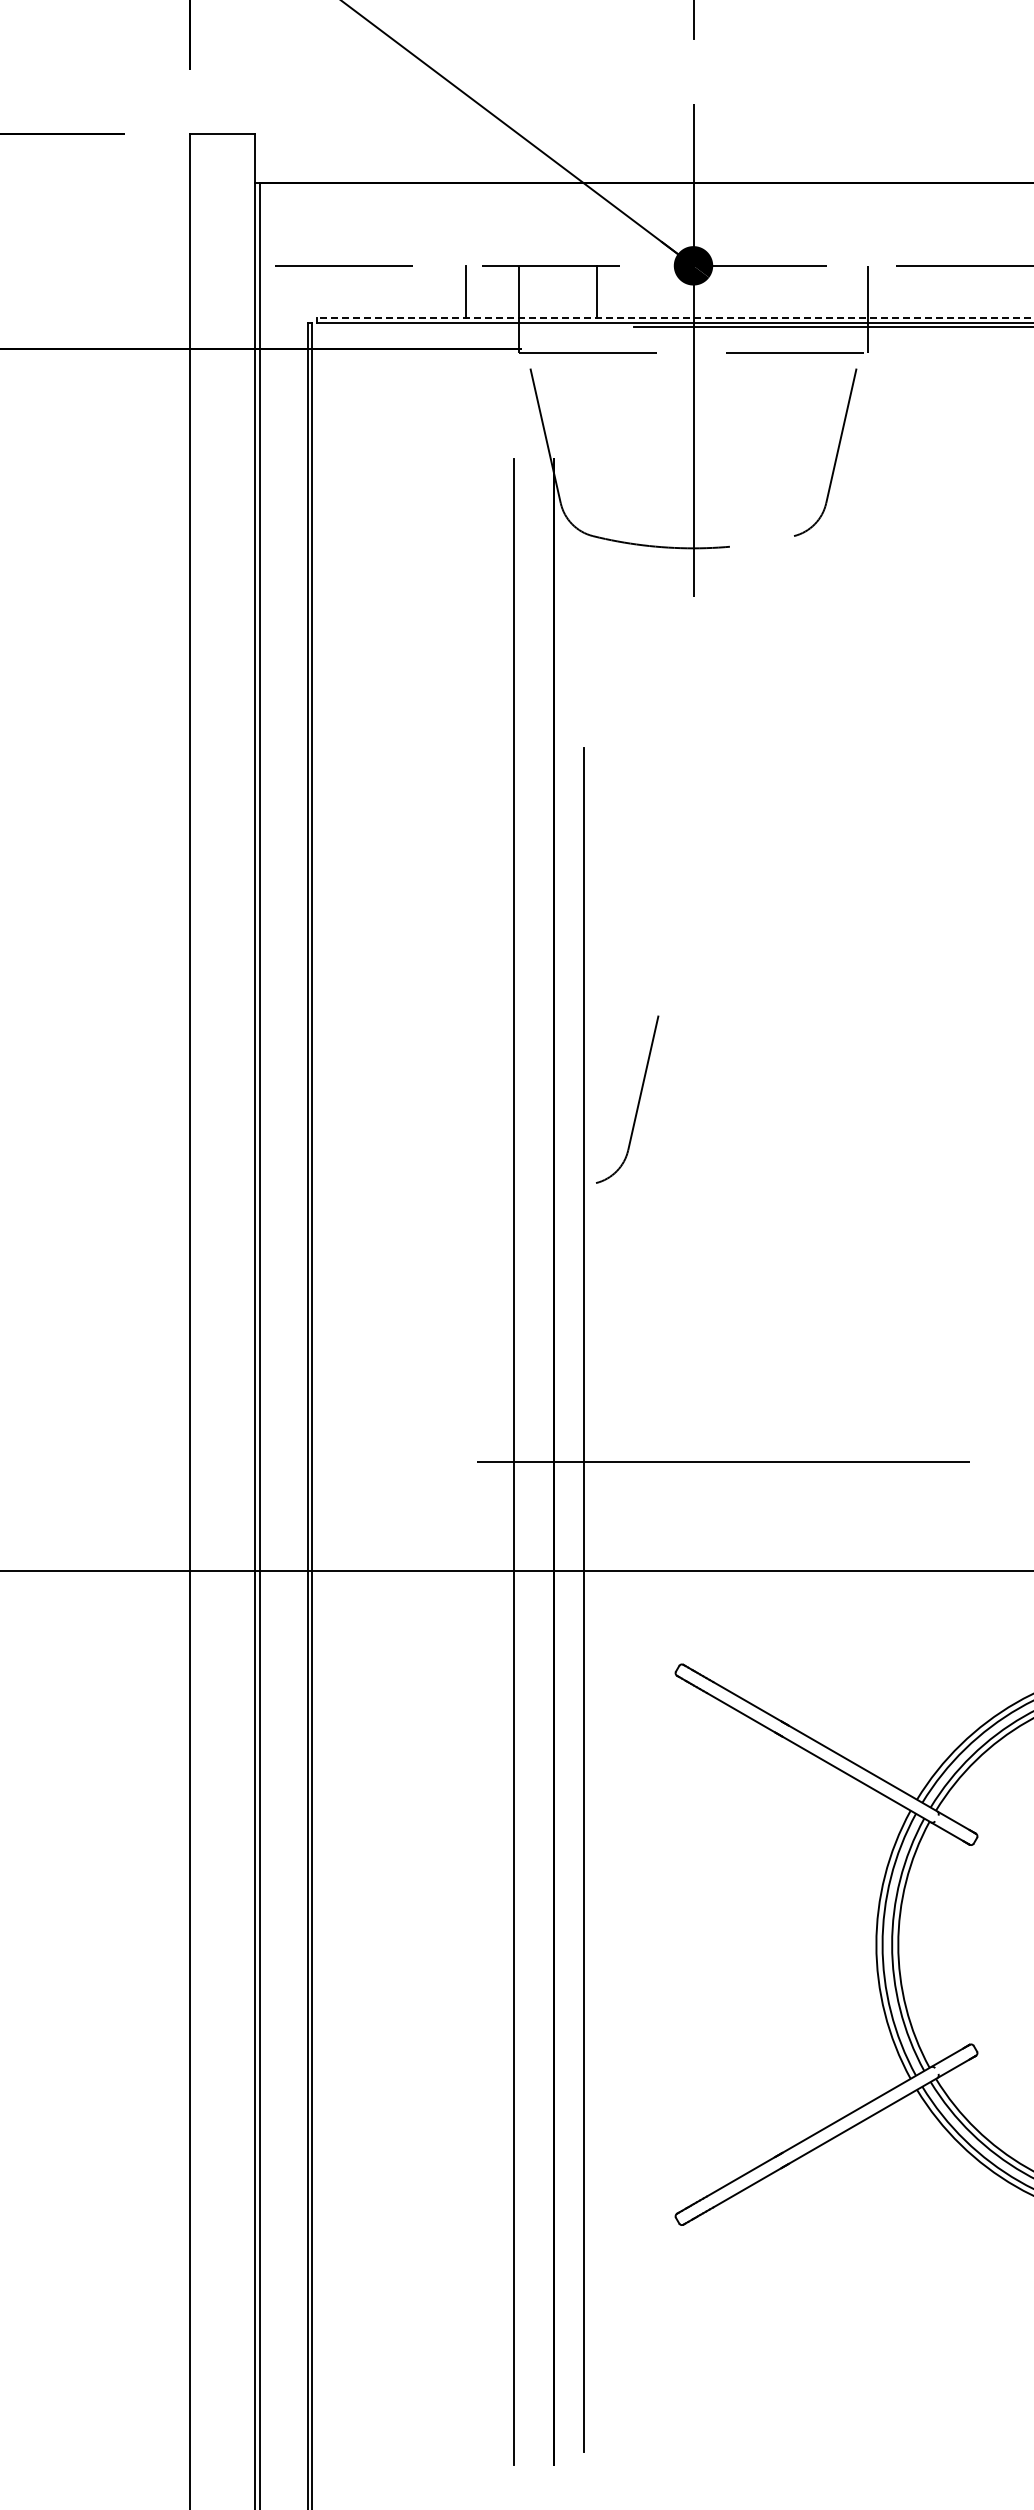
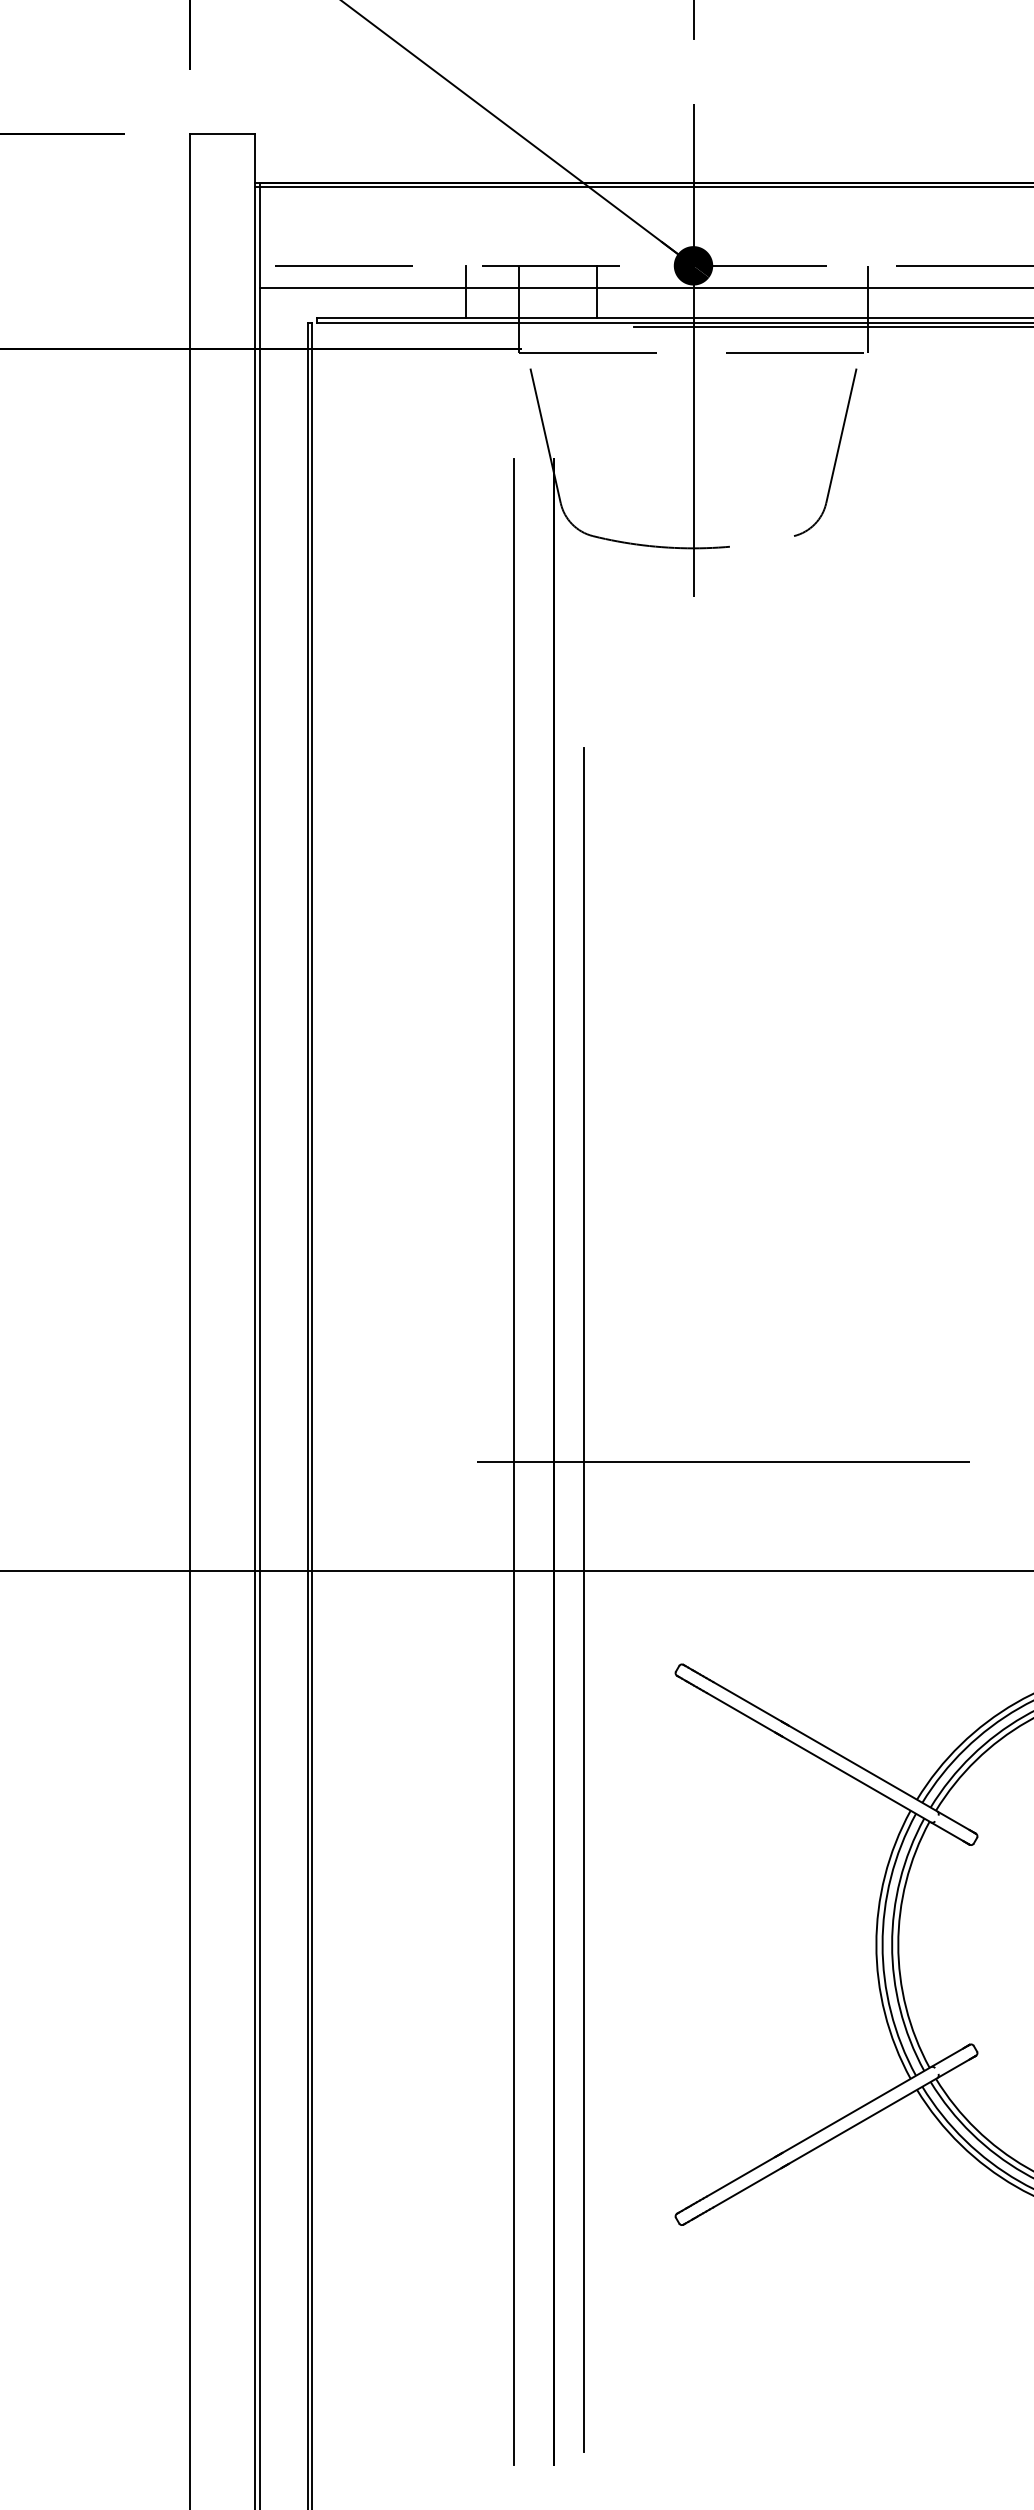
line: none -> present (642, 186)
line: none -> present (644, 287)
line: dashed -> solid (674, 318)
part: present -> none (637, 1103)
